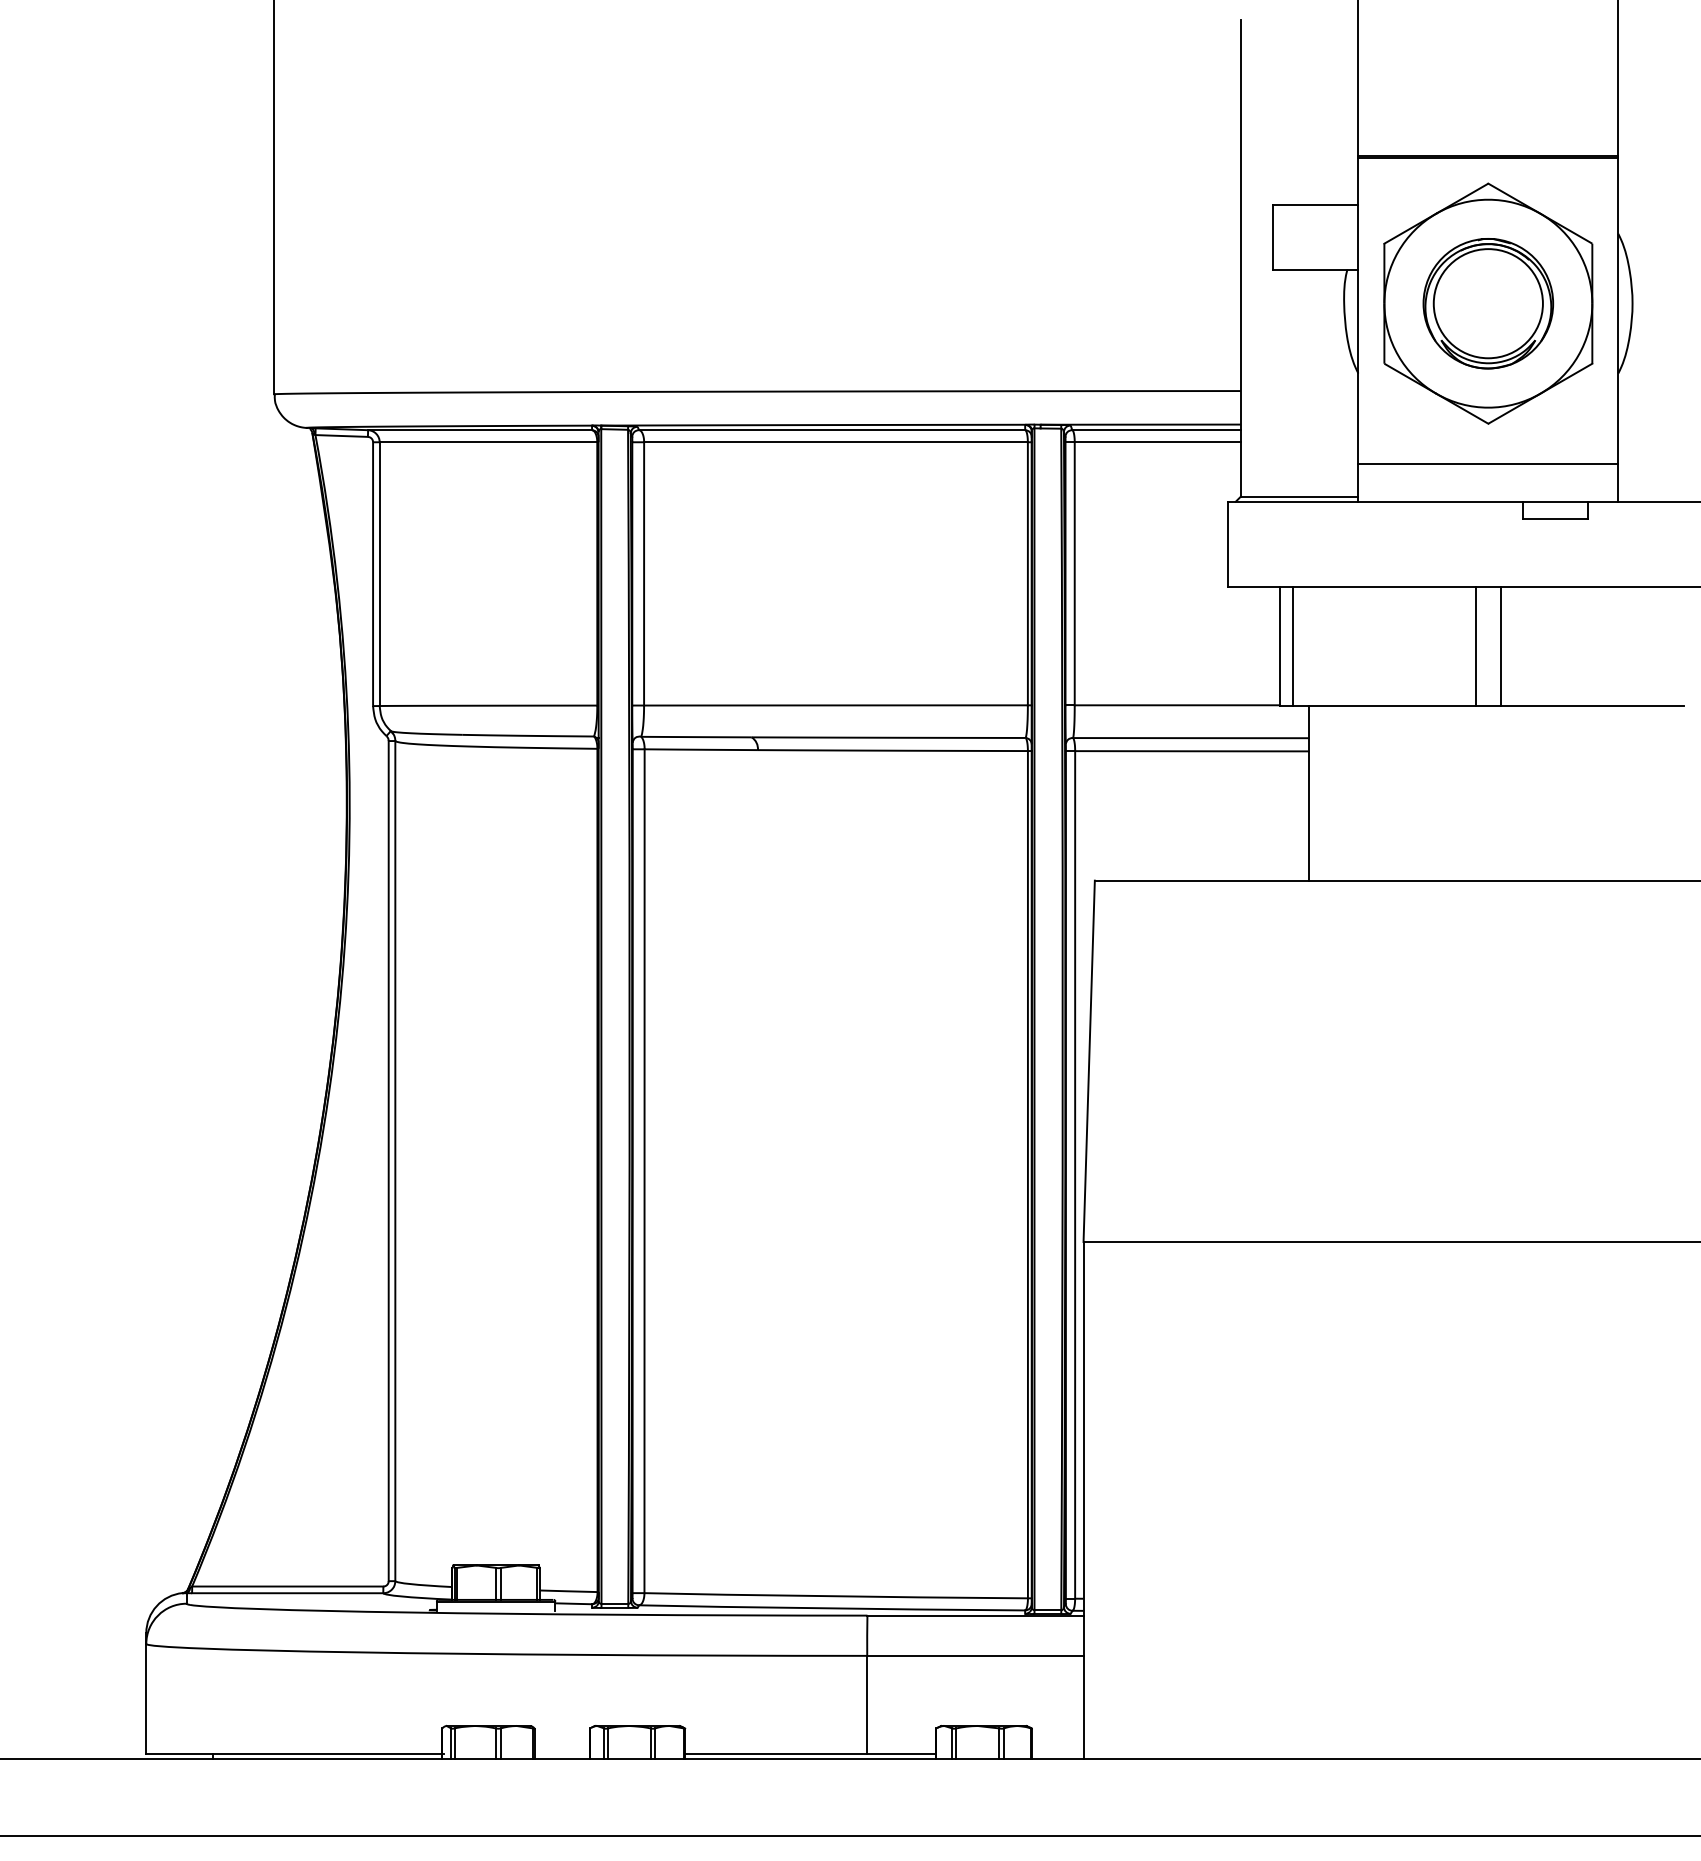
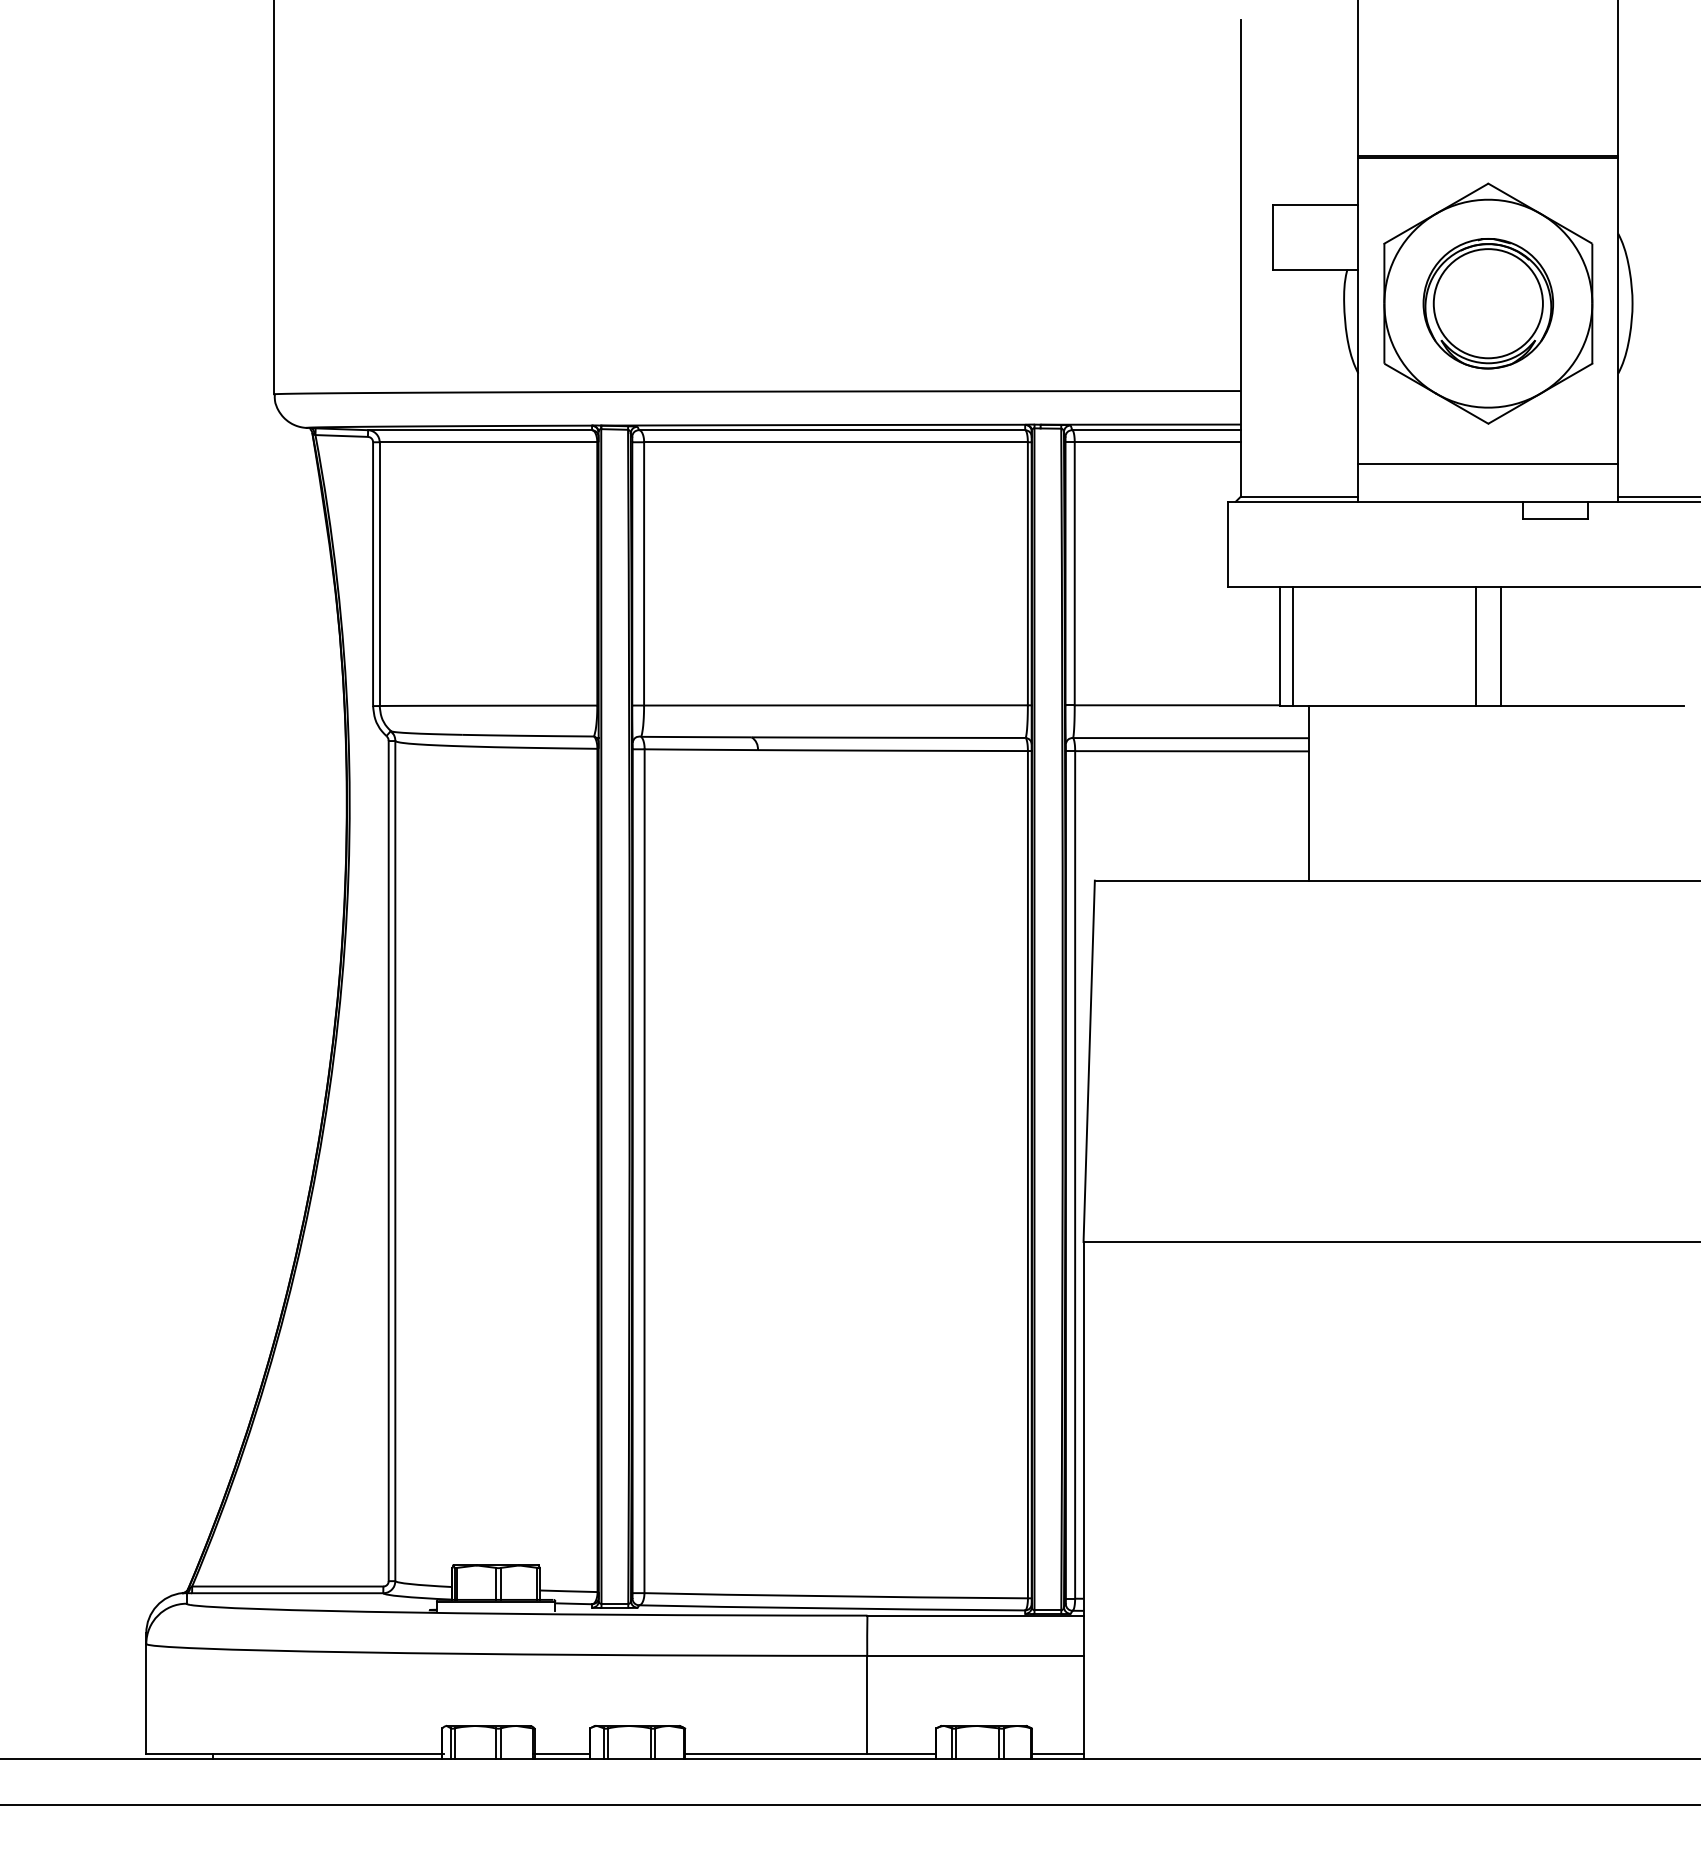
line: none -> present (1657, 496)
line: none -> present (561, 1753)
line: none -> present (1057, 1753)
line position: (849, 1836) -> (849, 1805) (849, 1805)
